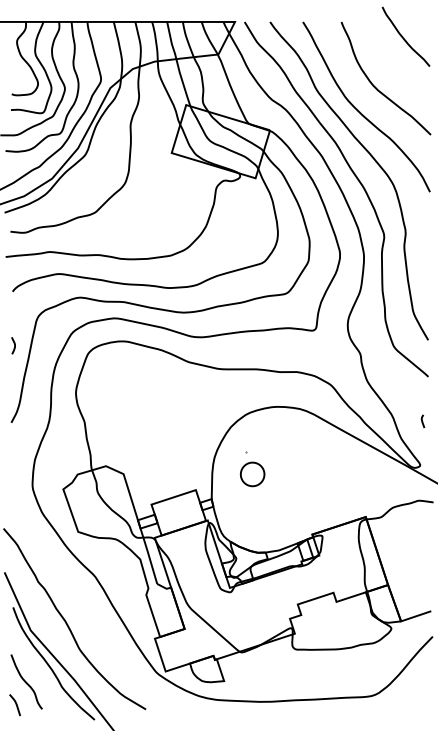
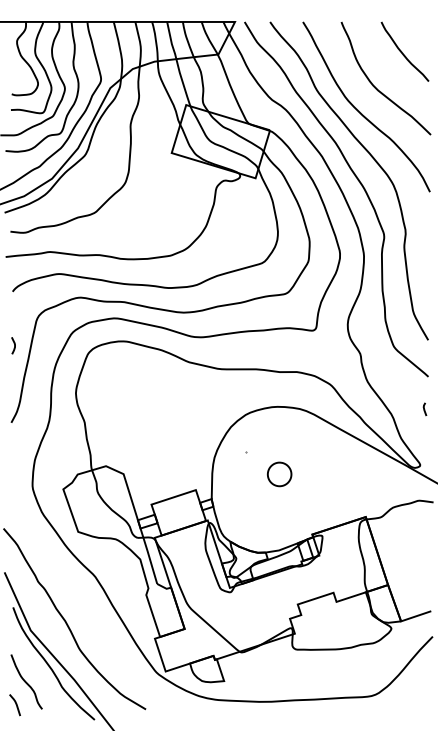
curve position: (403, 36) -> (402, 51) (402, 51)
line position: (422, 421) -> (424, 409) (424, 409)
part position: (252, 474) -> (279, 474) (279, 474)
